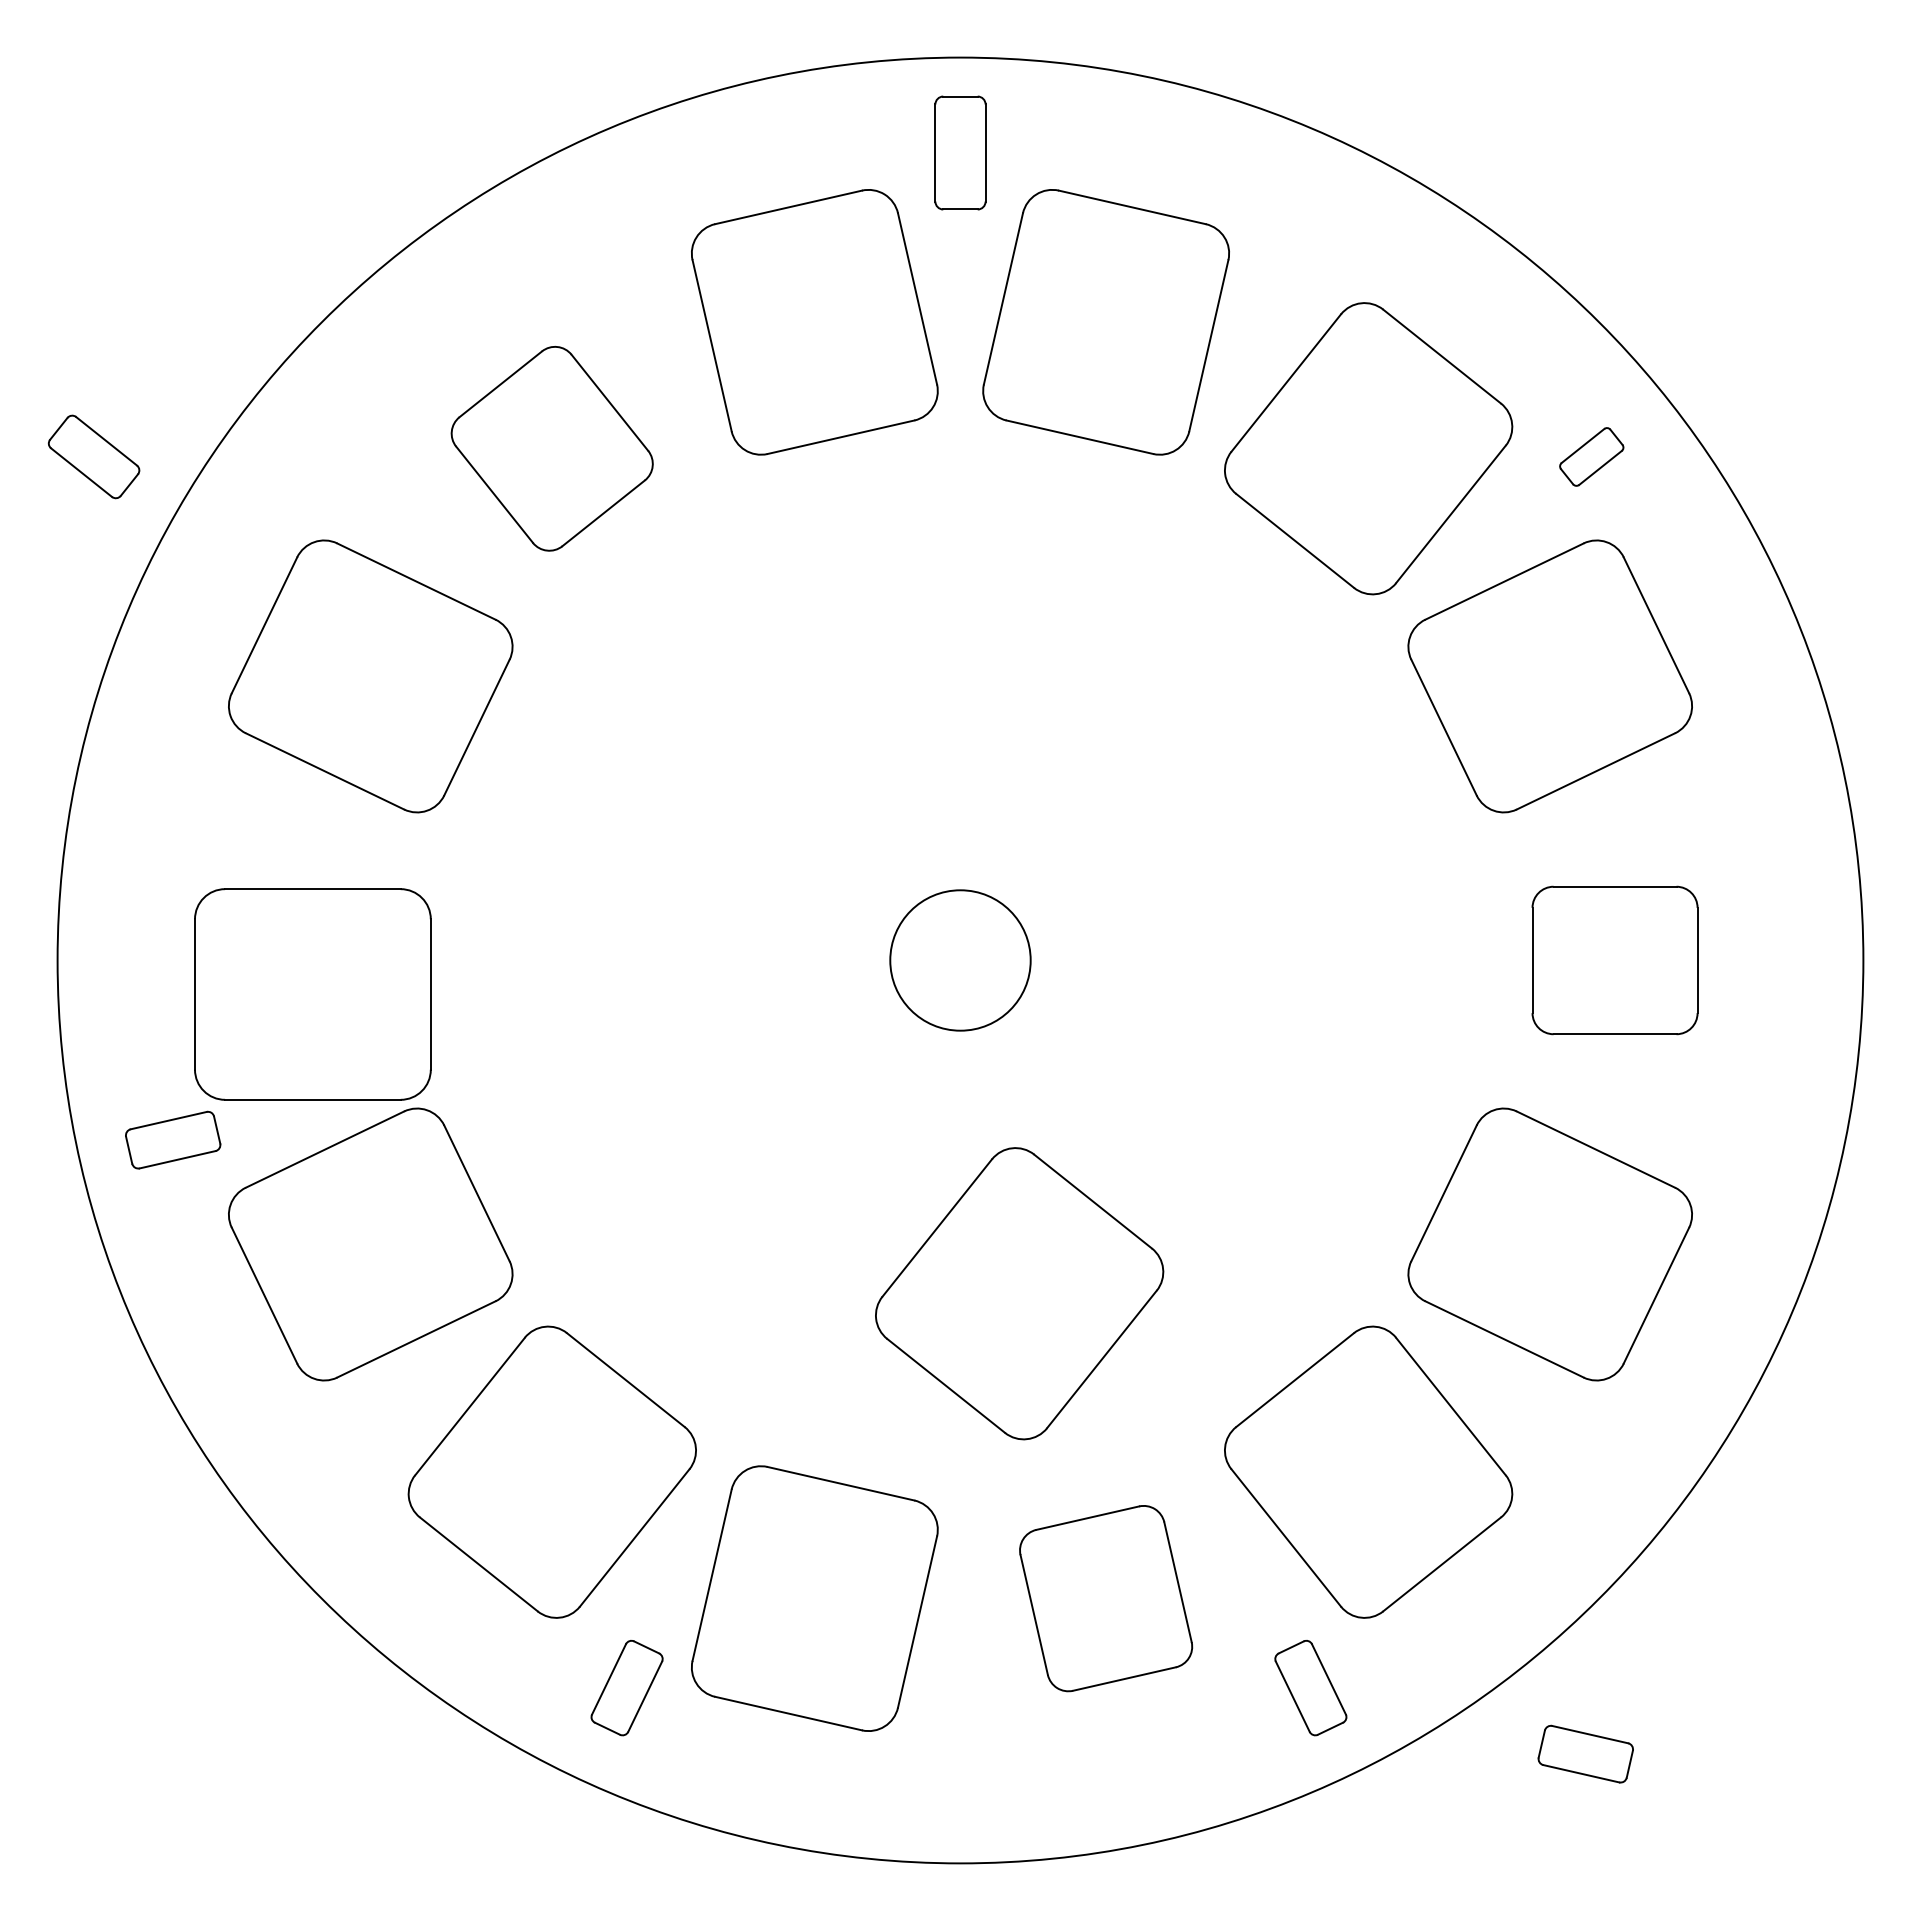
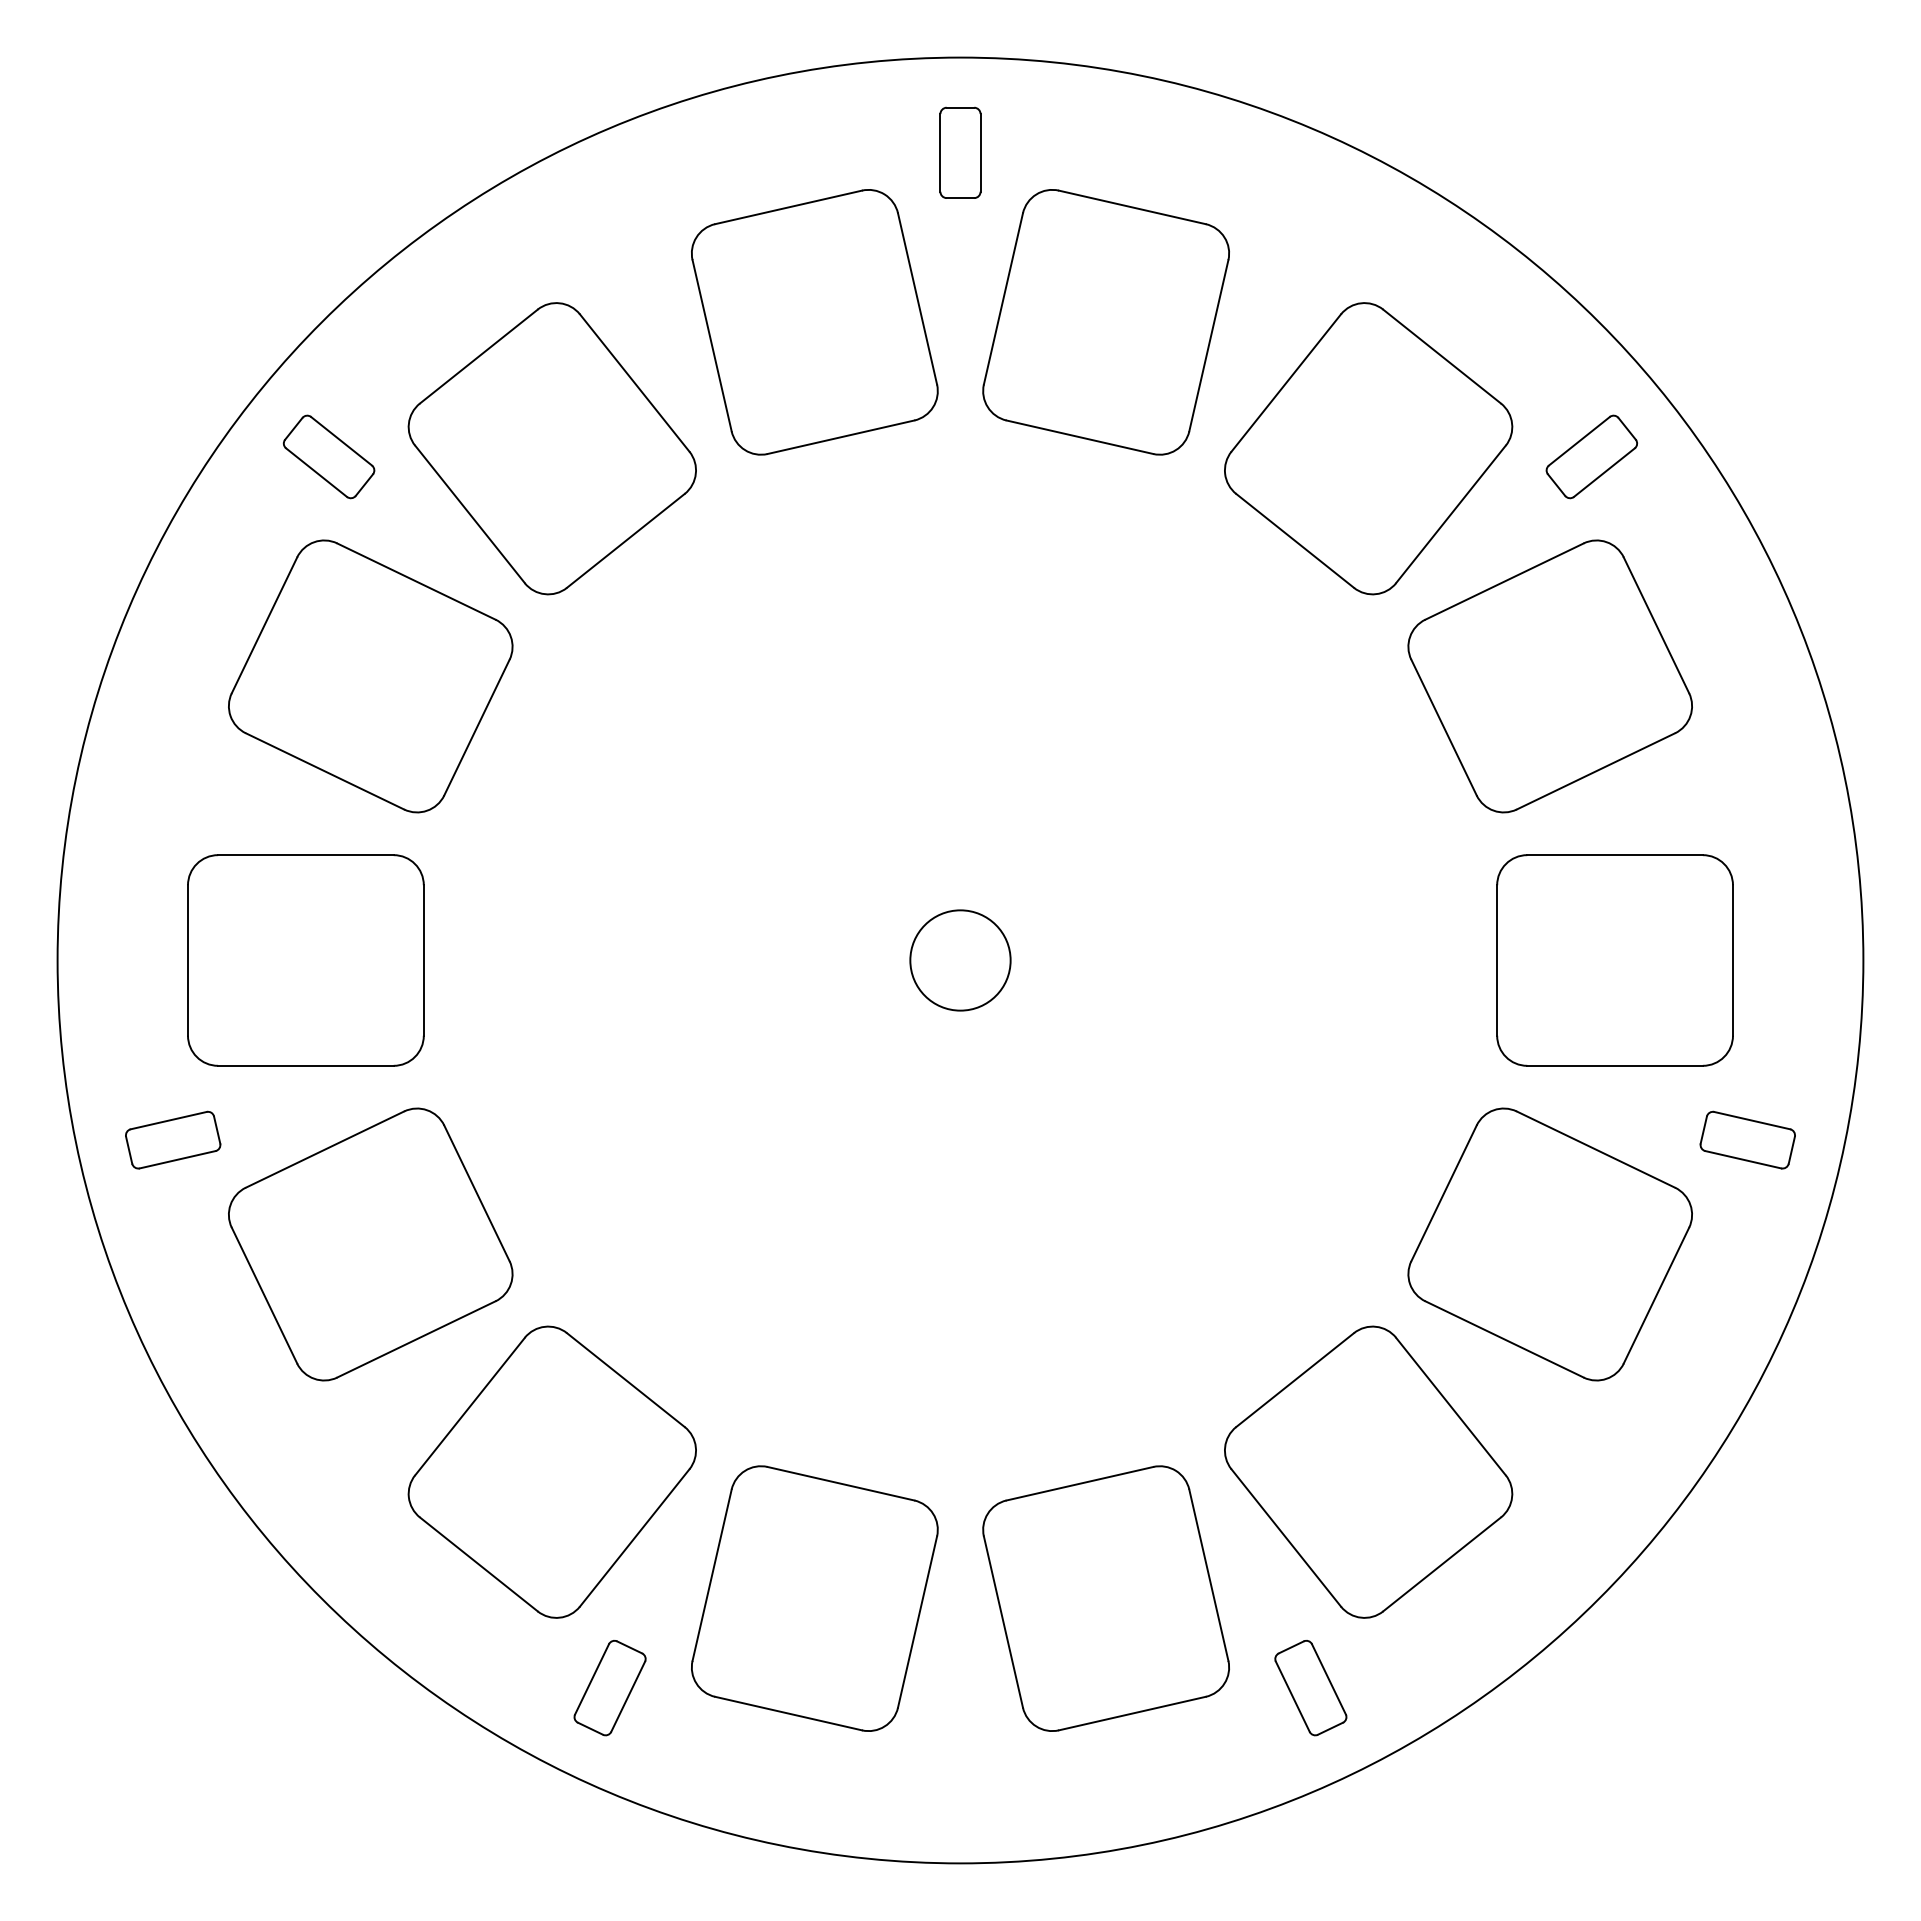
part size: 53x116 px -> 43x93 px (960, 152)
part size: 204x206 px -> 290x294 px (551, 448)
part position: (93, 456) -> (328, 456) (328, 456)
part size: 66x60 px -> 93x86 px (1591, 456)
circle diameter: 140 px -> 100 px (960, 960)
part size: 168x151 px -> 238x213 px (1614, 960)
part position: (312, 994) -> (305, 960) (305, 960)
part: present -> none (1019, 1293)
part size: 175x188 px -> 248x267 px (1105, 1598)
part position: (626, 1688) -> (609, 1688) (609, 1688)
part position: (1585, 1753) -> (1747, 1139) (1747, 1139)
